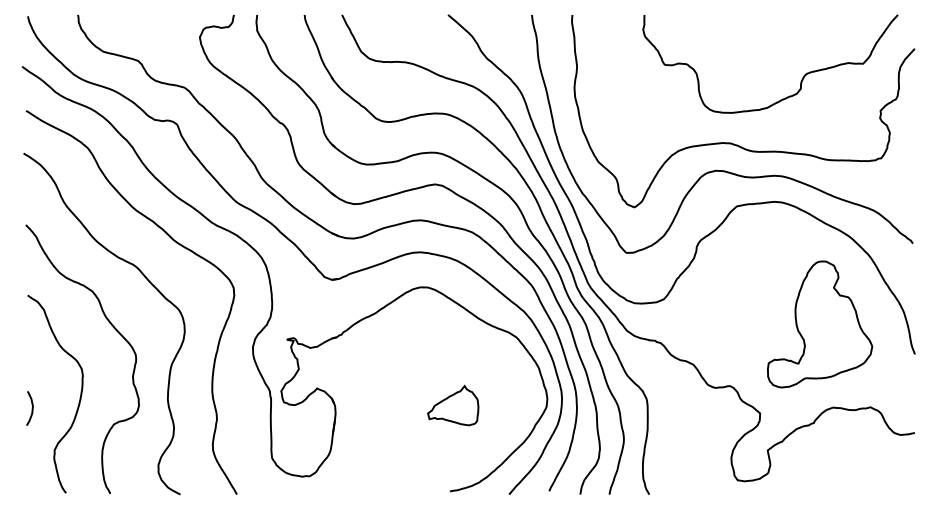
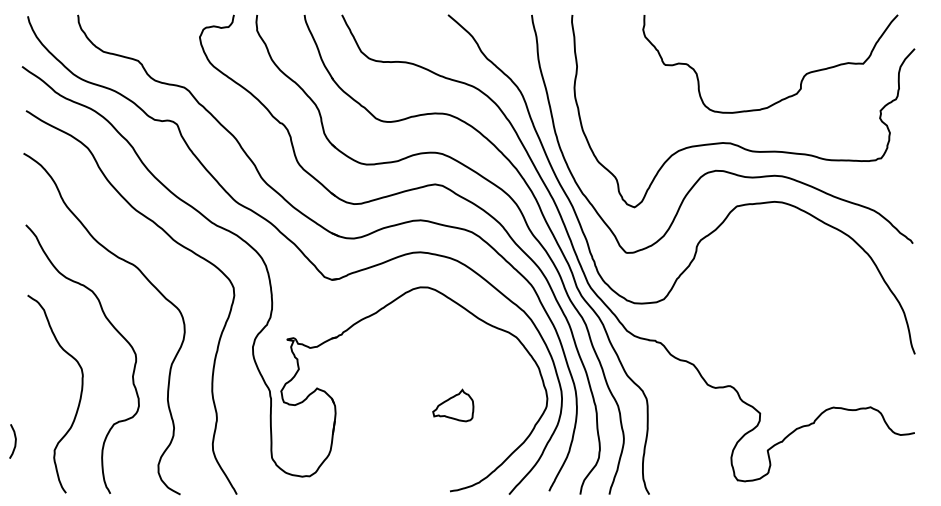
part: present -> none (820, 324)
part size: 53x43 px -> 43x35 px (453, 405)
curve position: (31, 408) -> (14, 441) (14, 441)
